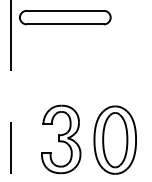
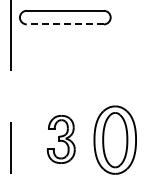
line: solid -> dashed (65, 24)
part size: 41x71 px -> 30x49 px (60, 139)
